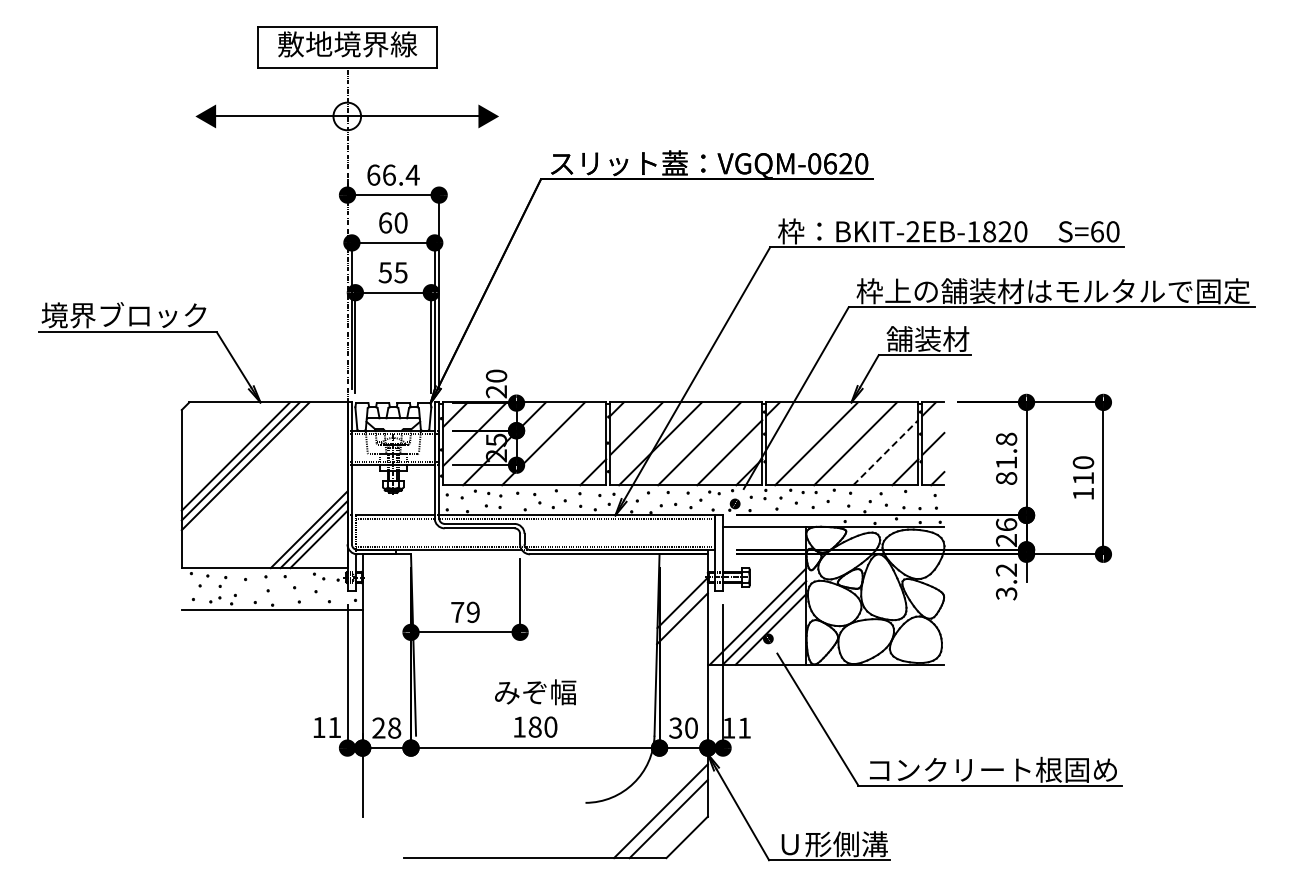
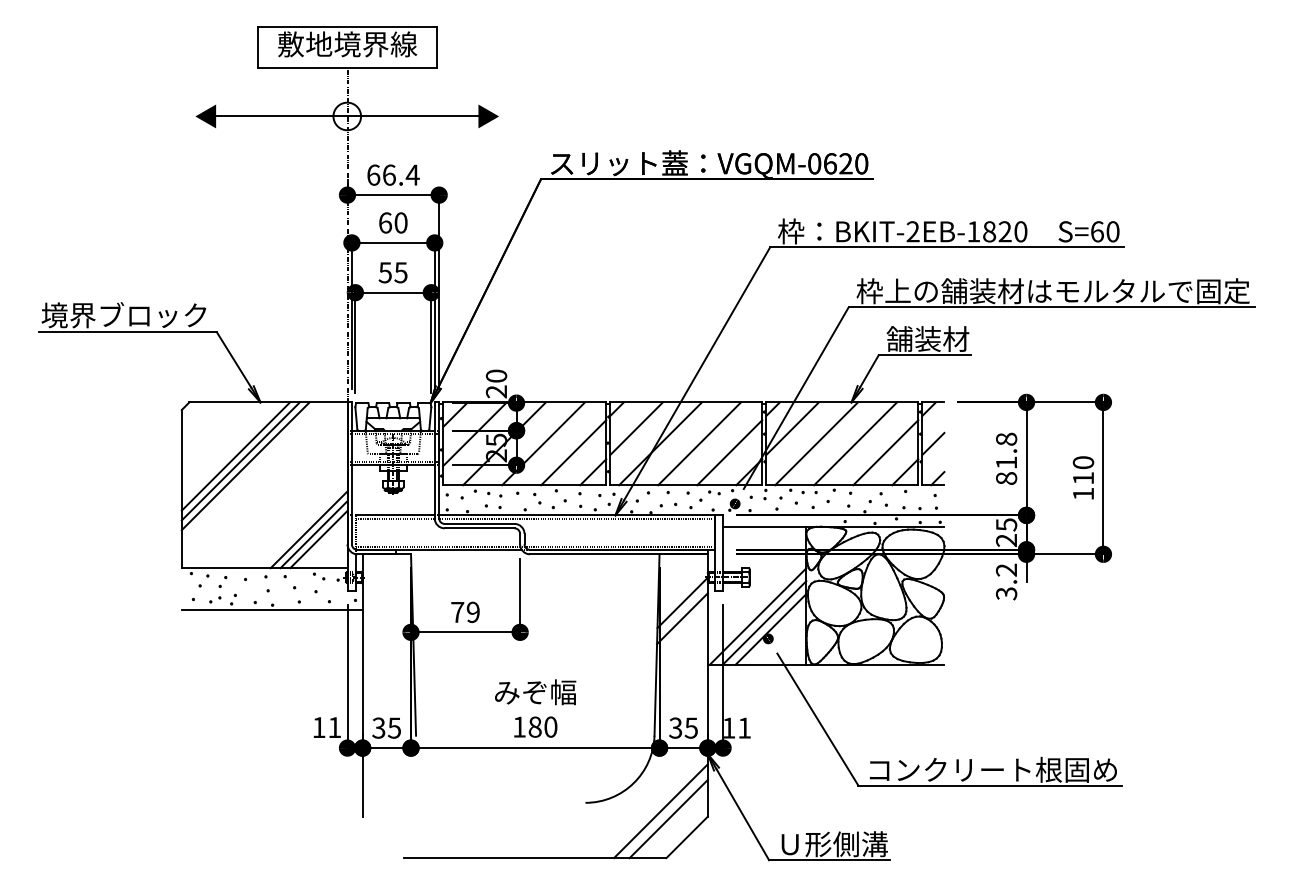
line: none -> present (792, 428)
line: none -> present (573, 452)
line: dashed -> solid (886, 452)
text: 26 -> 25 (1006, 524)
text: 28 -> 35 (386, 727)
text: 30 -> 35 (690, 727)
